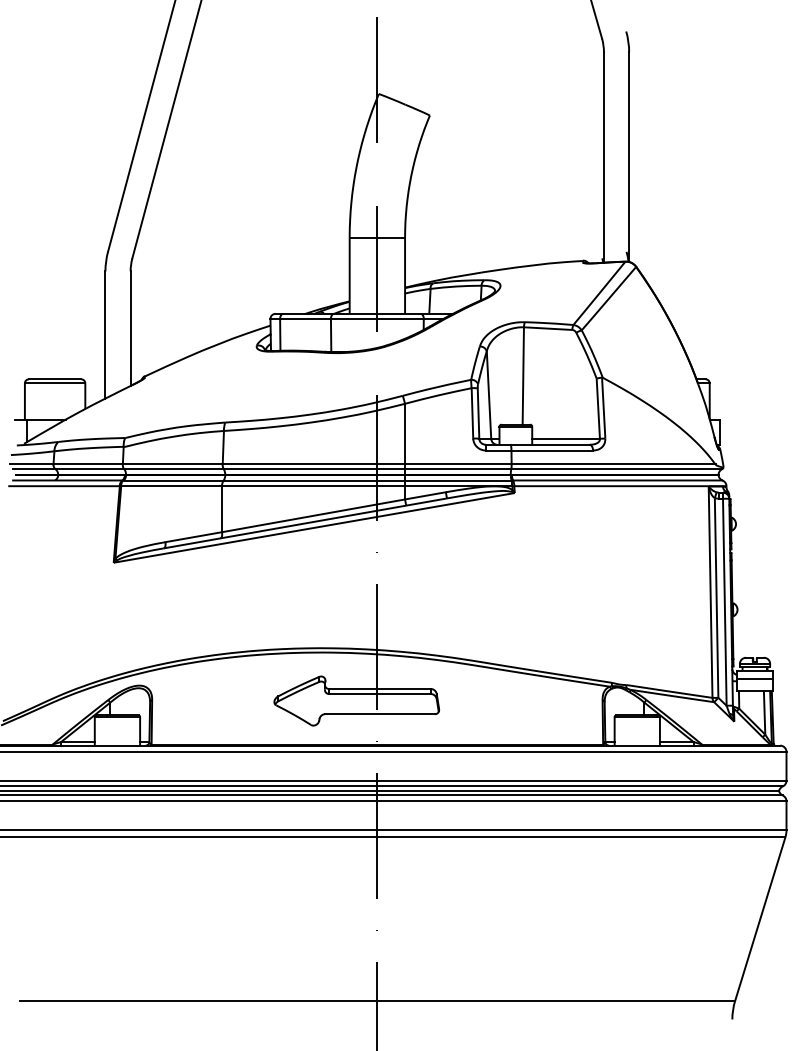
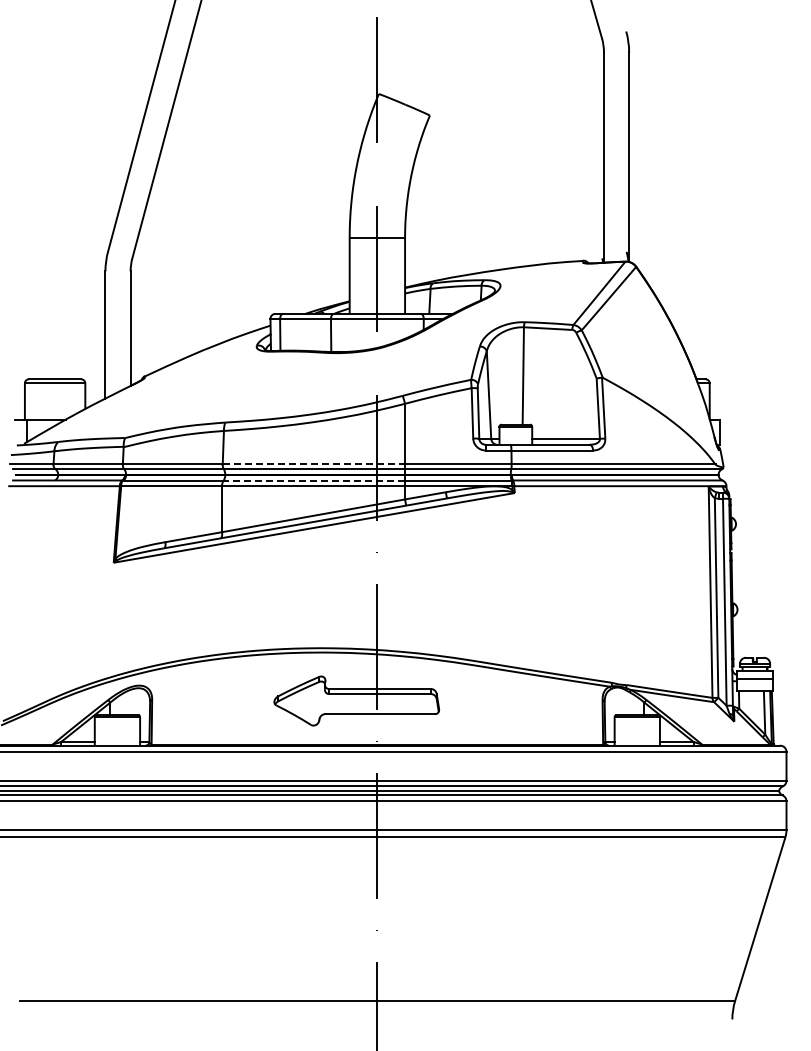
line: solid -> dashed (314, 464)
line: solid -> dashed (314, 480)
